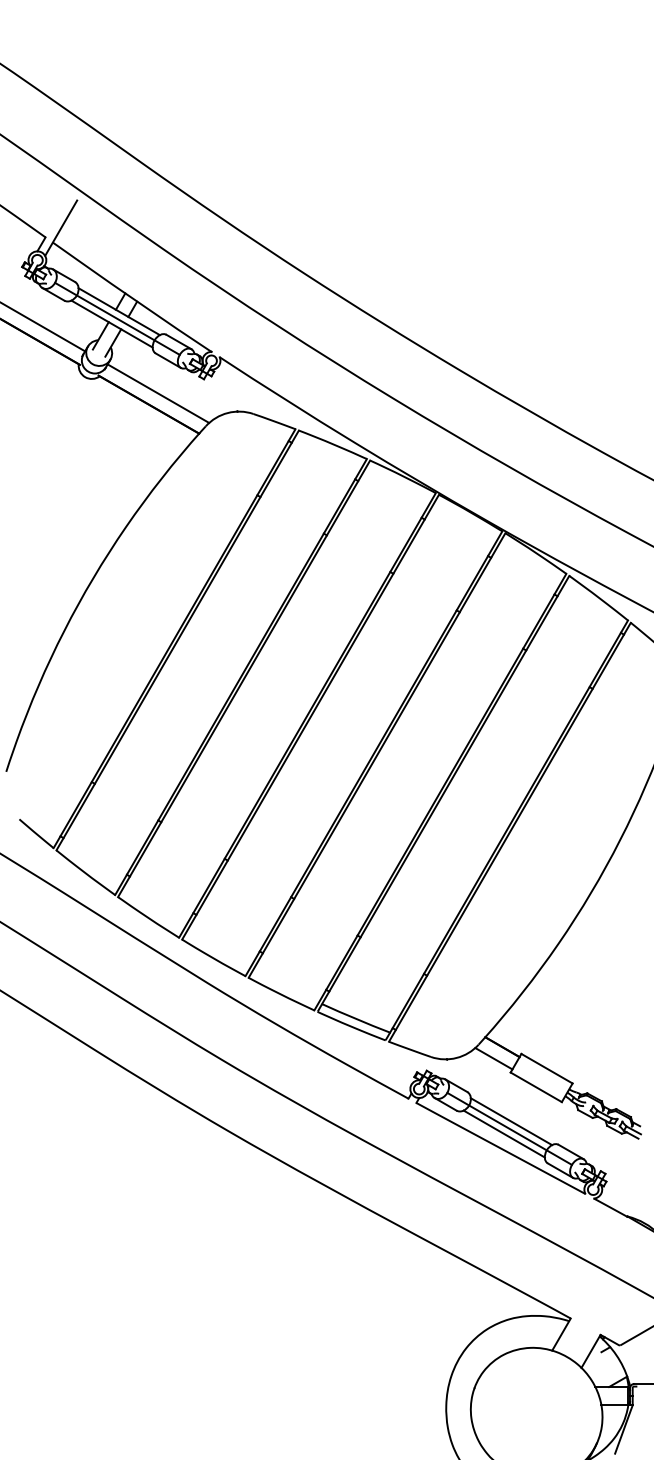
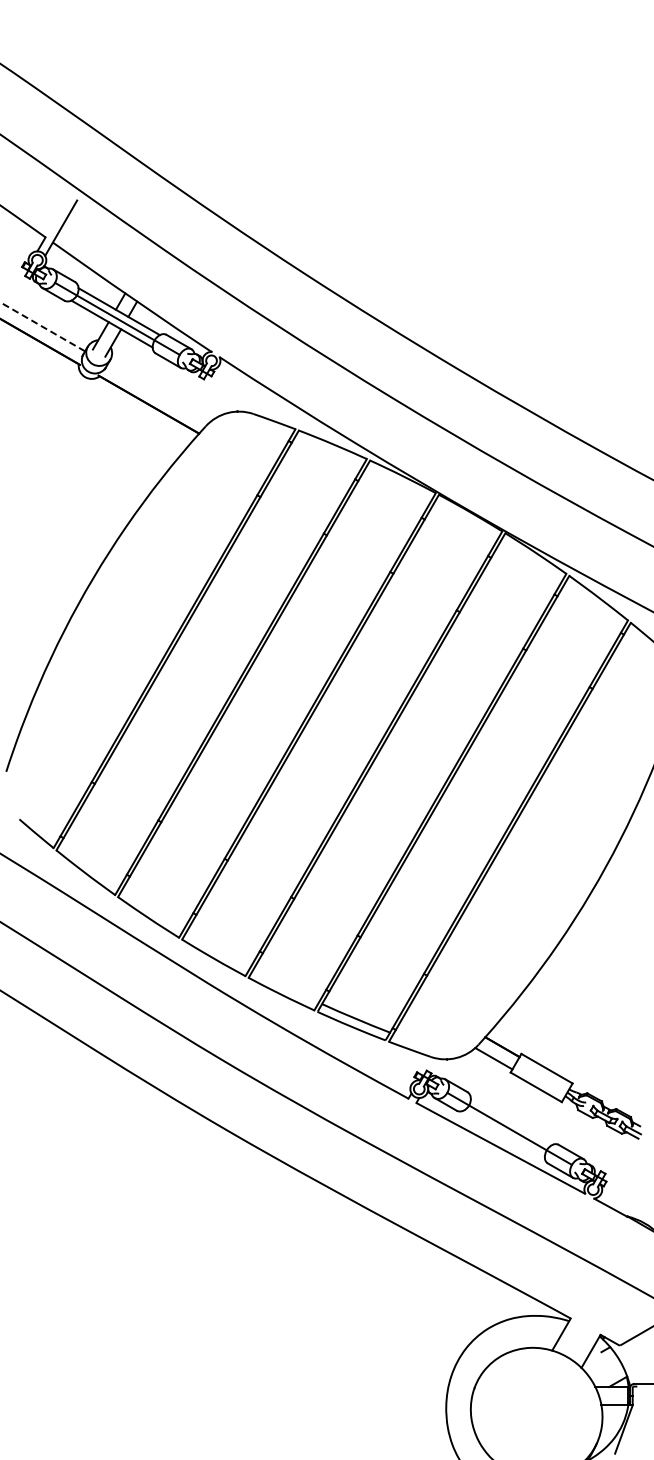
line: solid -> dashed (42, 326)
line: present -> none (158, 393)
line: present -> none (511, 1121)
line: present -> none (503, 1133)
